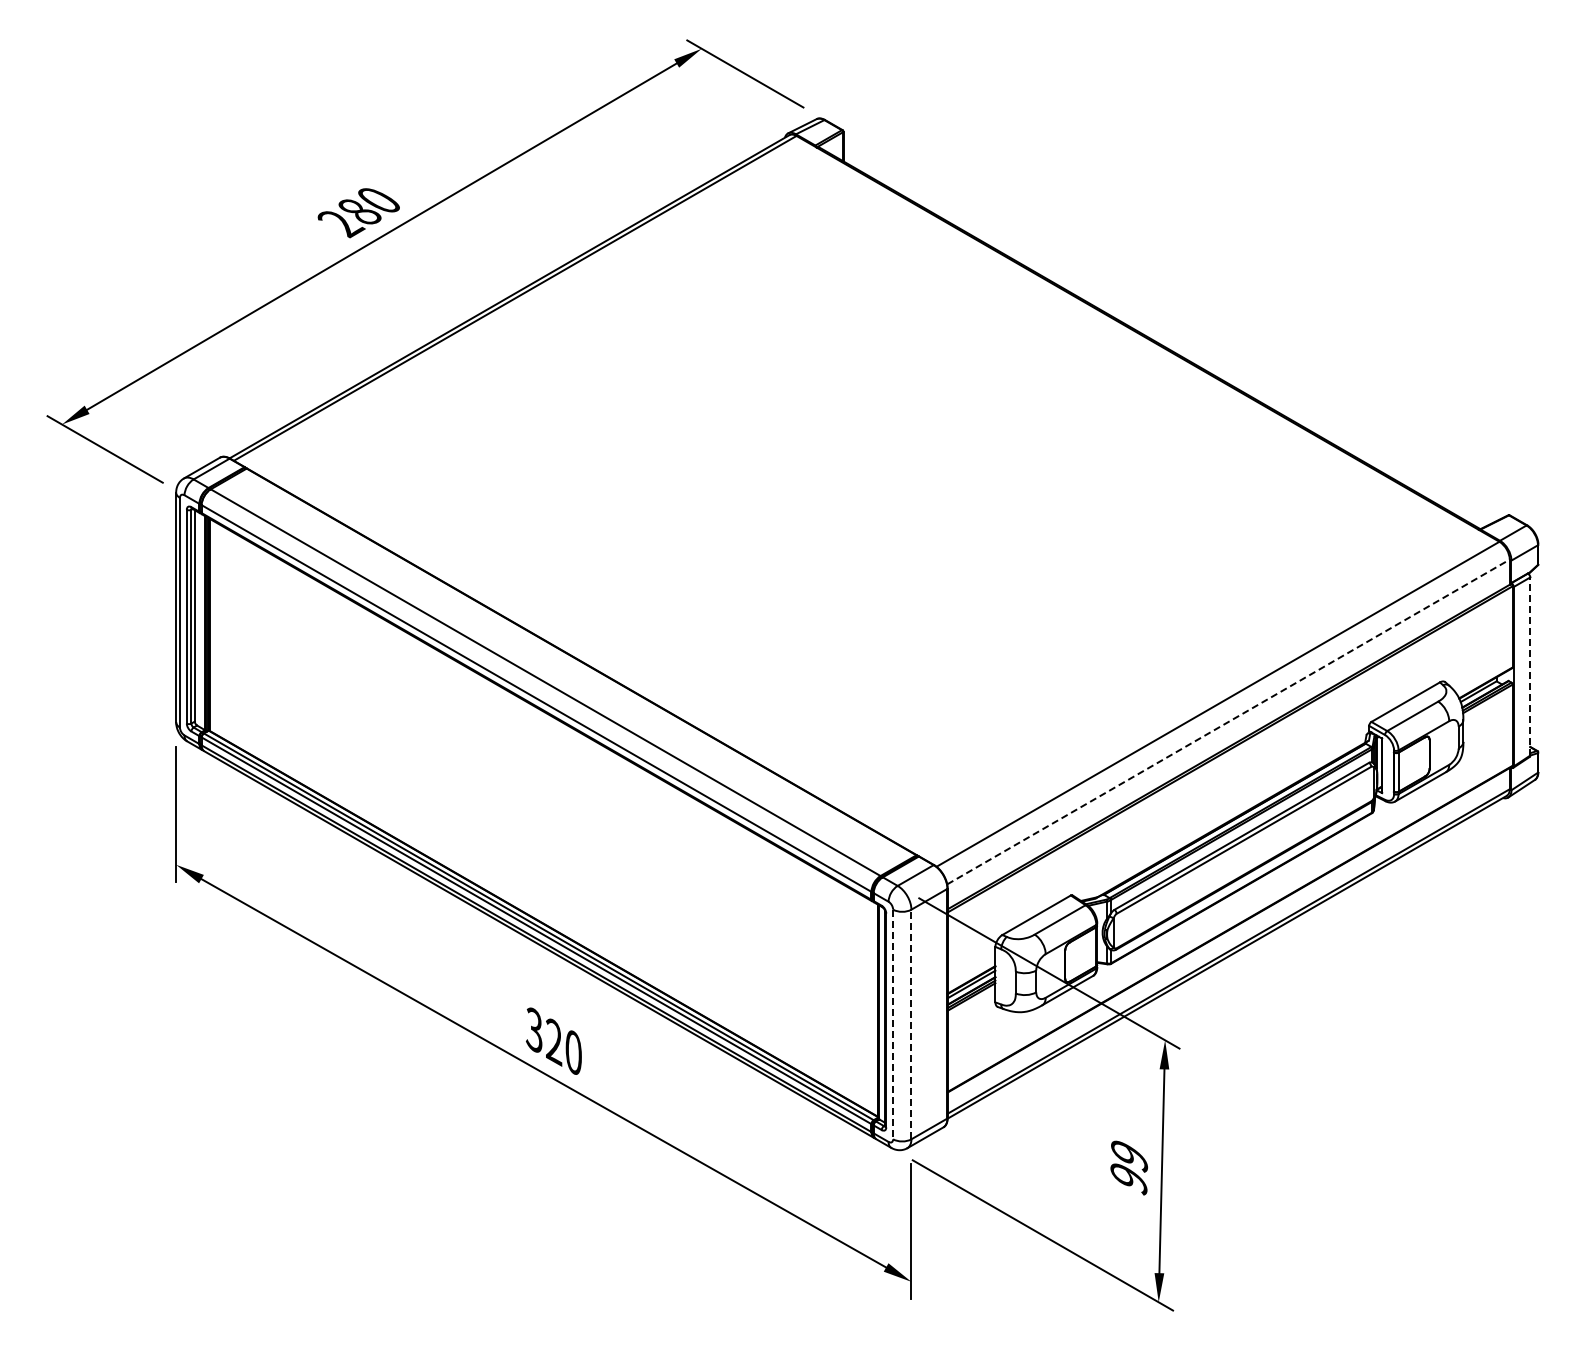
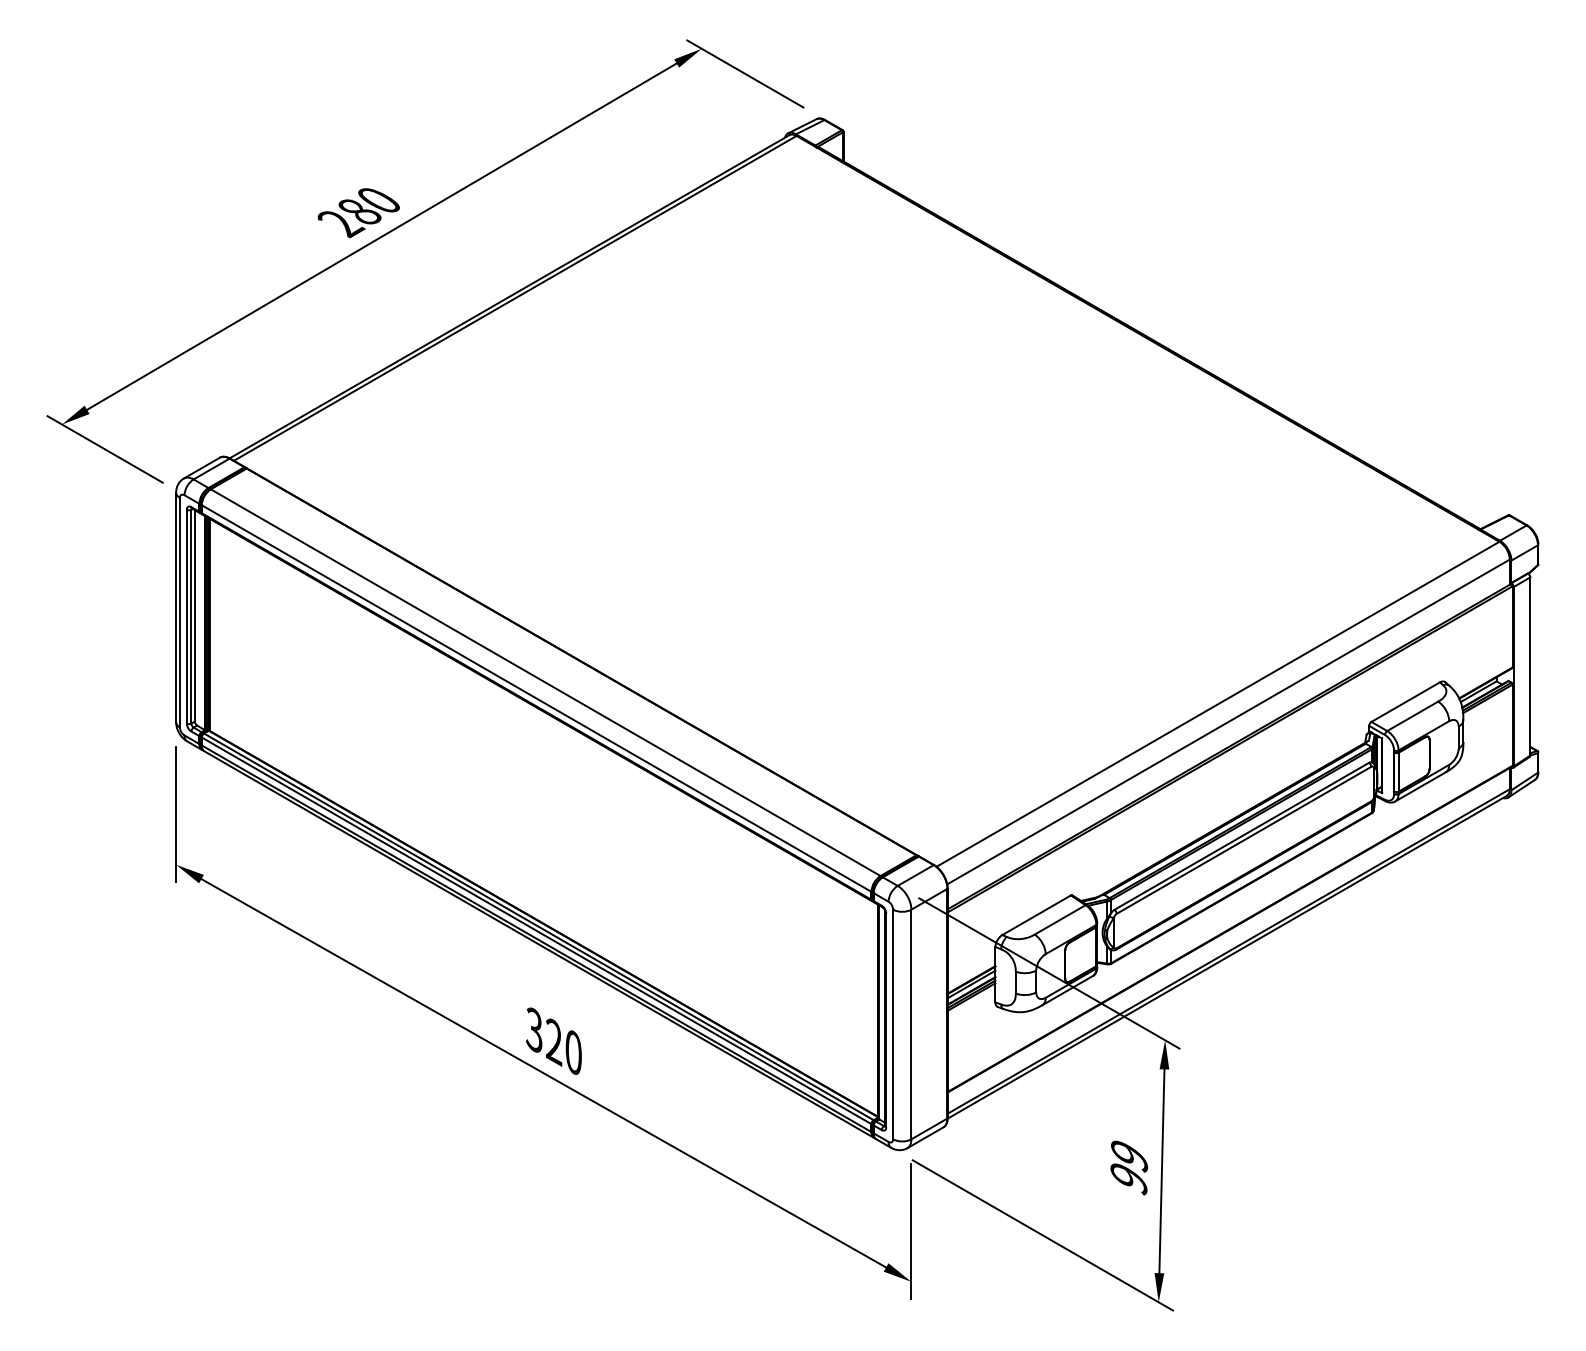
line: dashed -> solid (1530, 665)
line: dashed -> solid (1228, 721)
line: dashed -> solid (893, 1024)
line: dashed -> solid (911, 1024)
